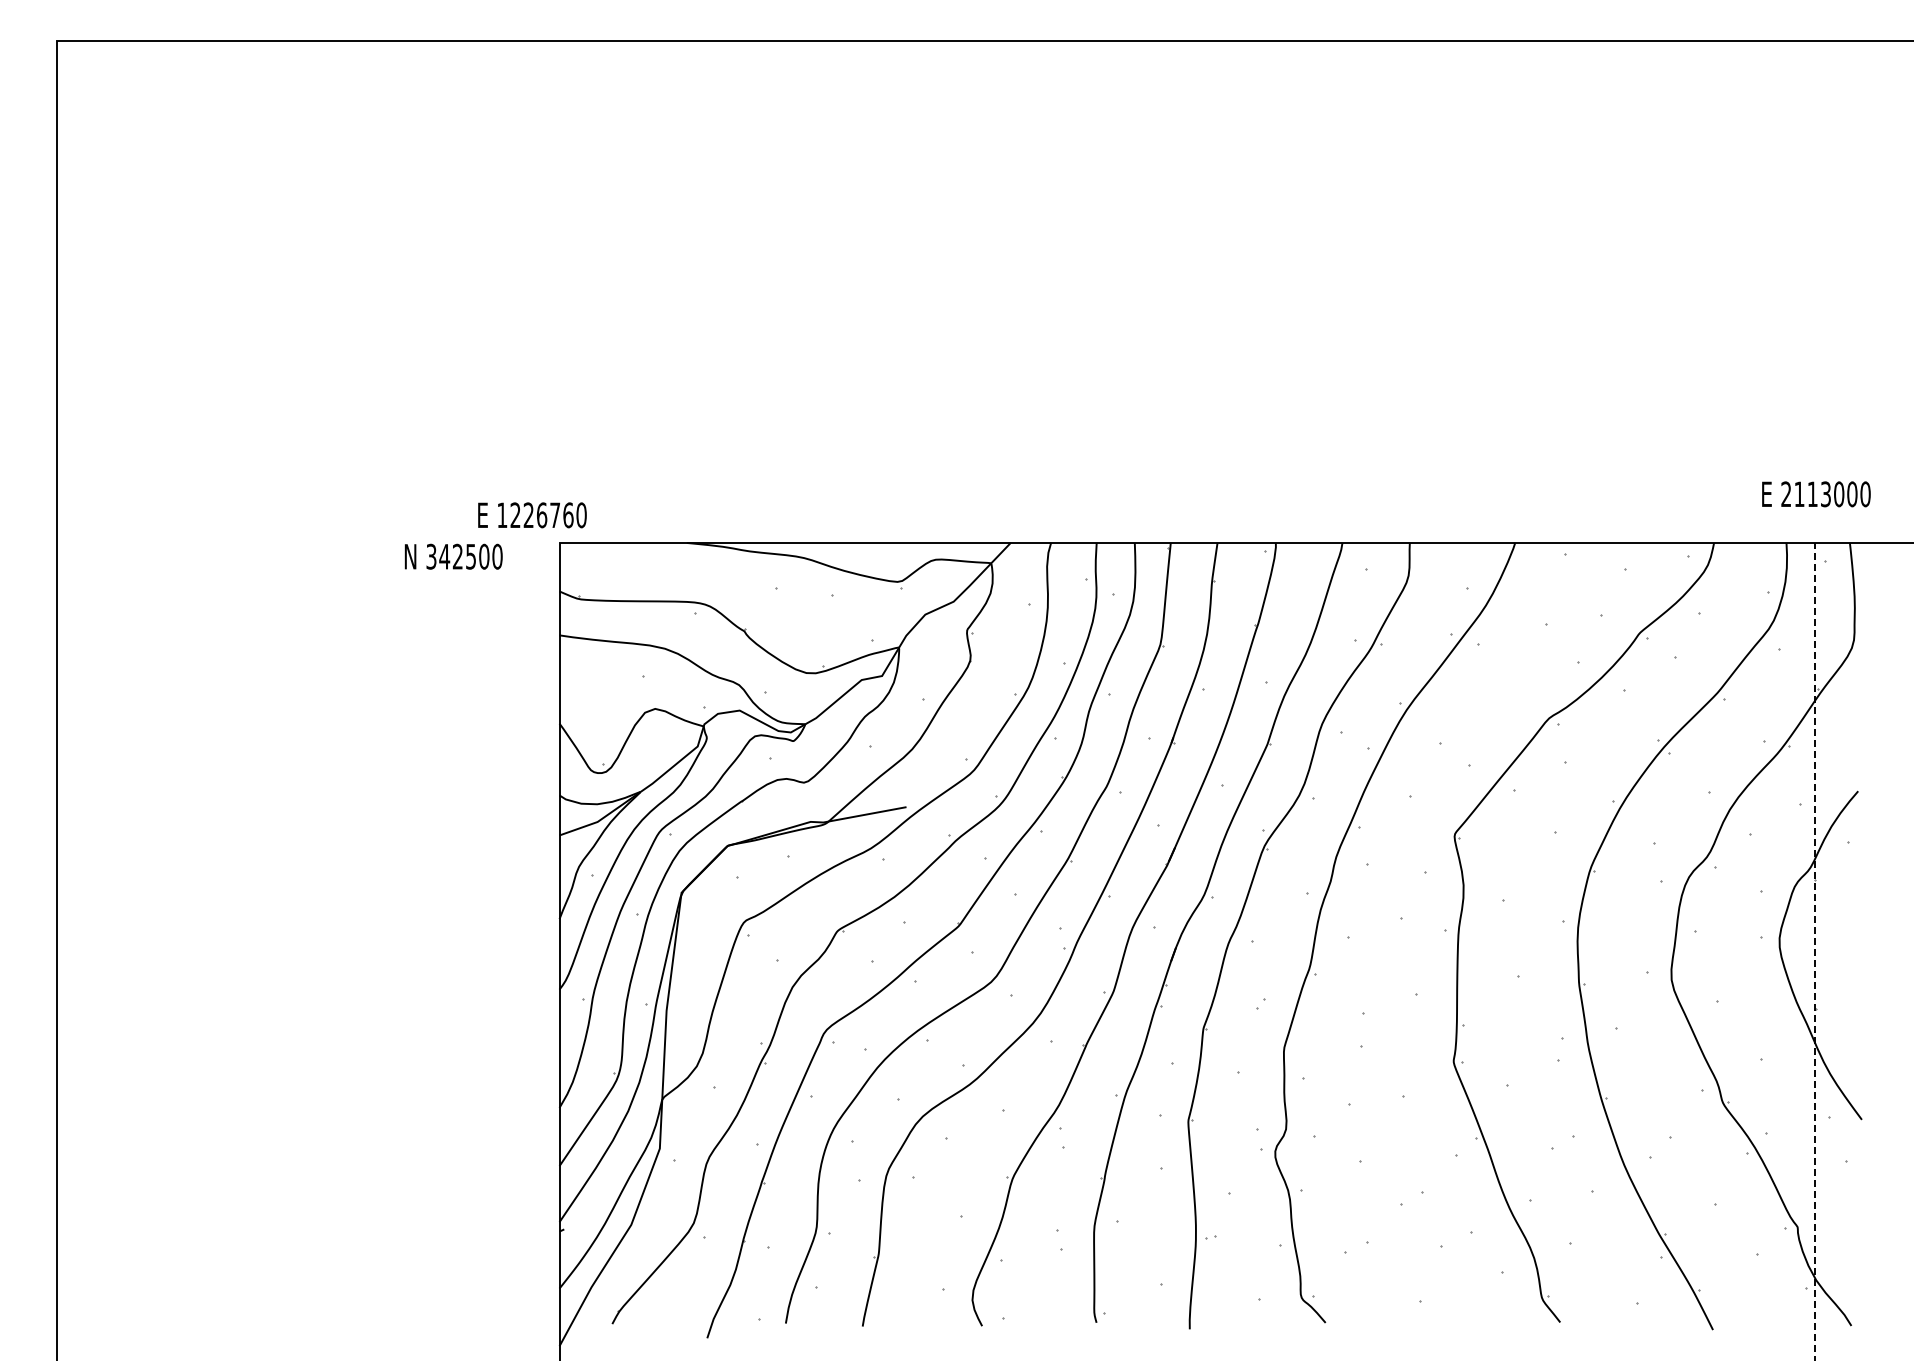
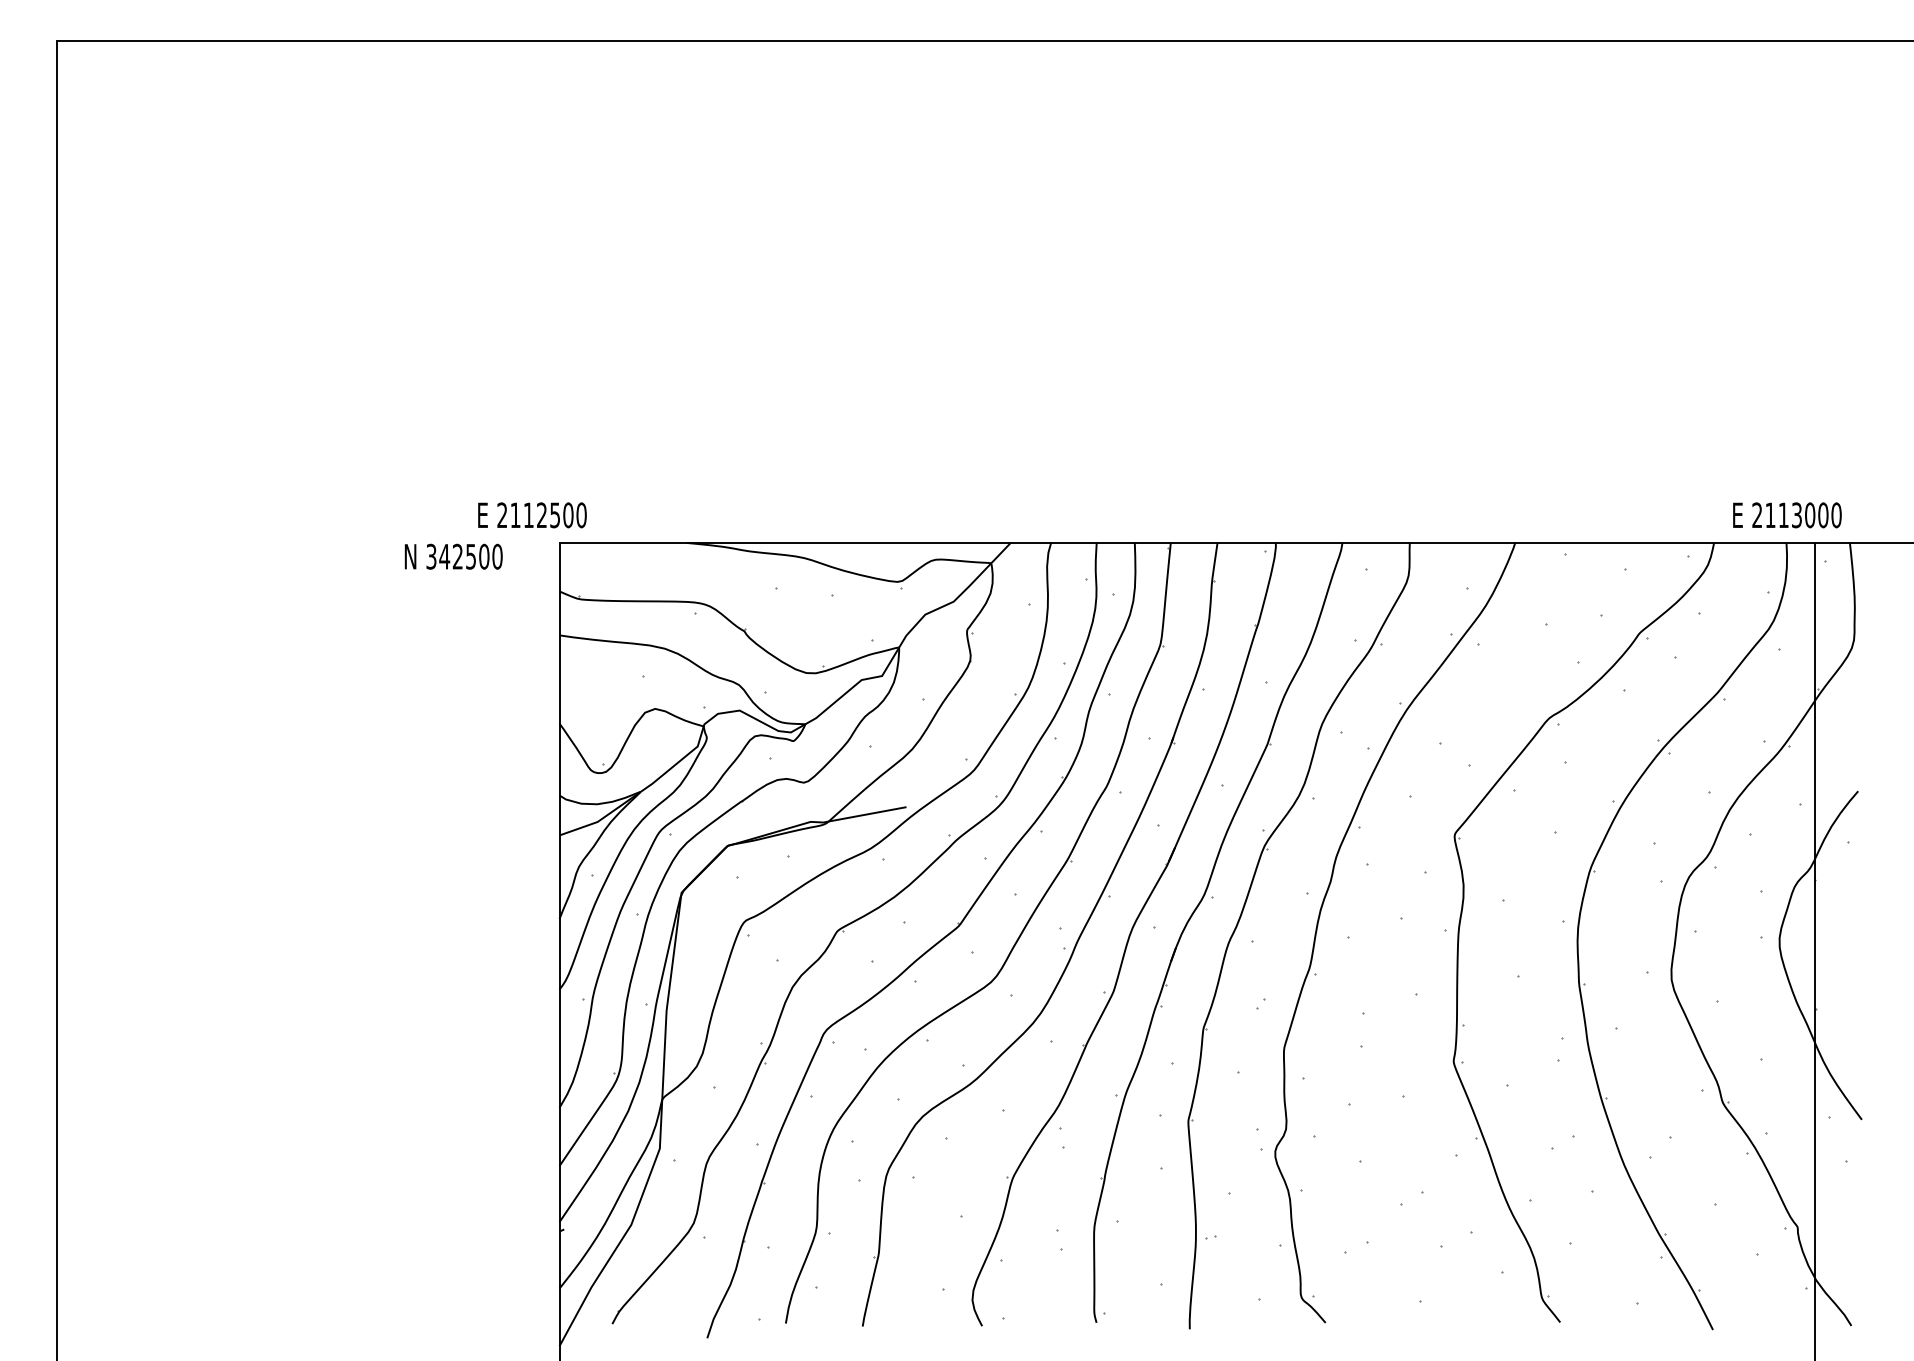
text position: (1816, 494) -> (1787, 515) (1787, 515)
text: 1226760 -> 2112500 (535, 515)
line: dashed -> solid (1814, 951)
